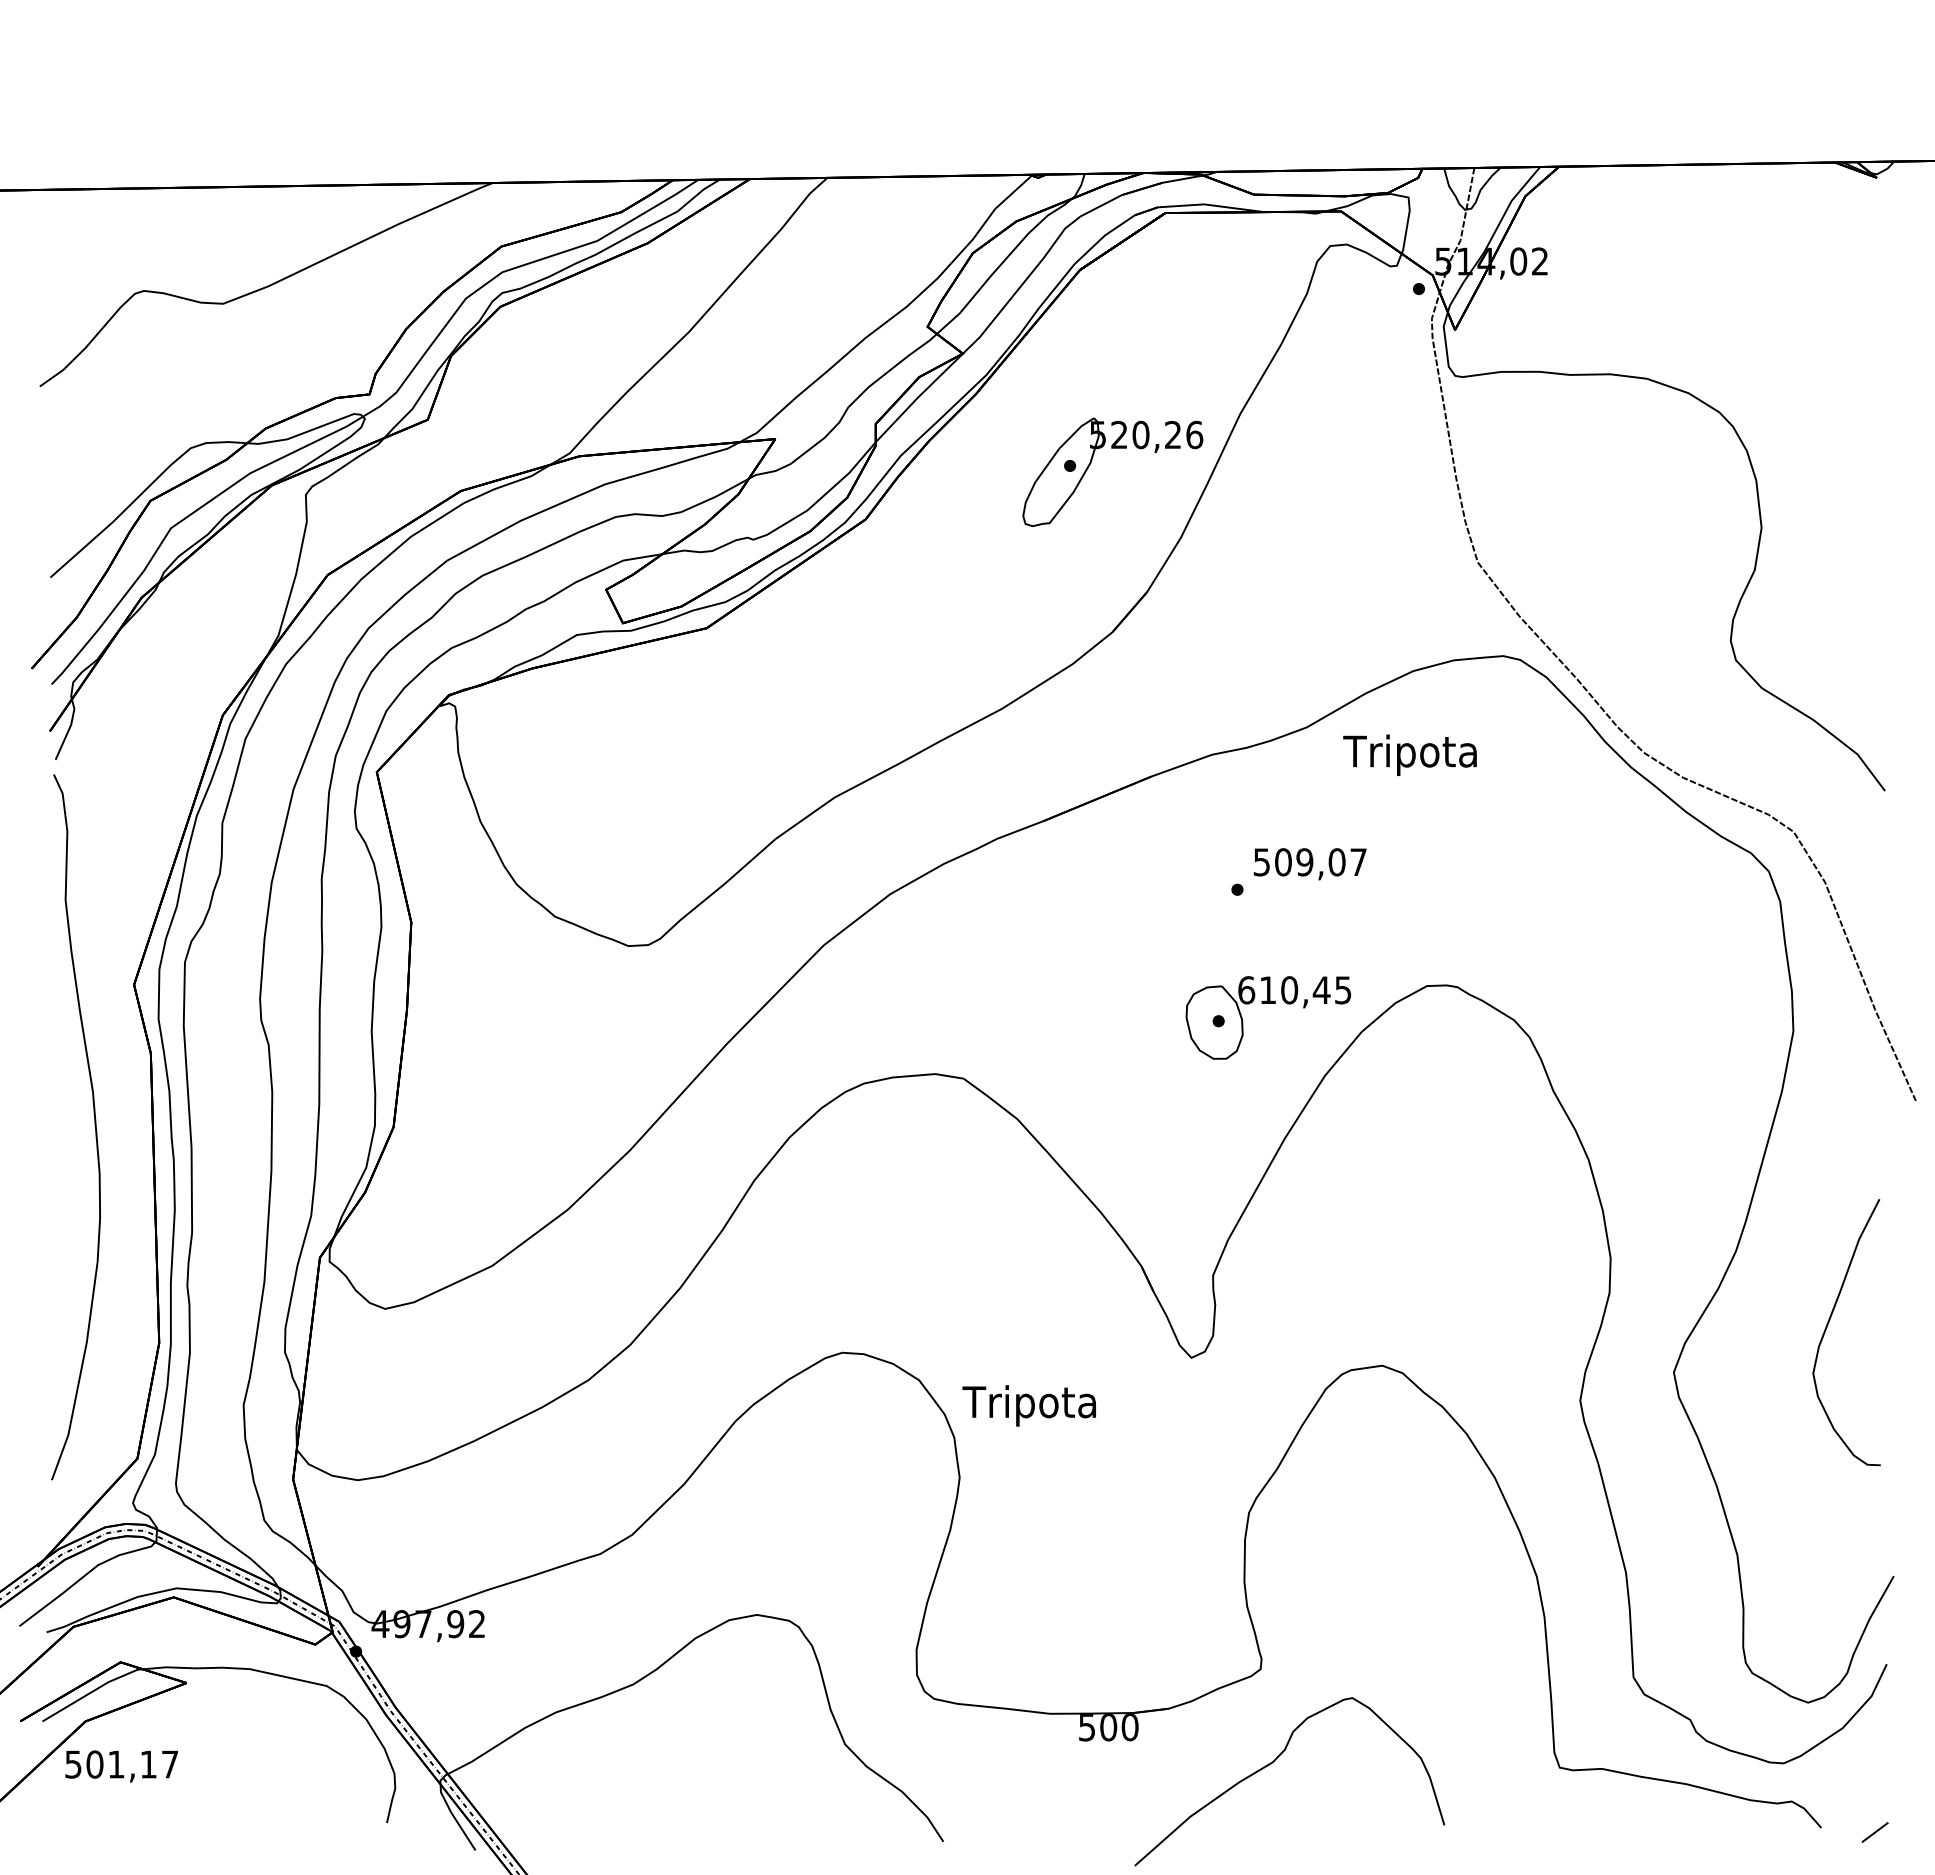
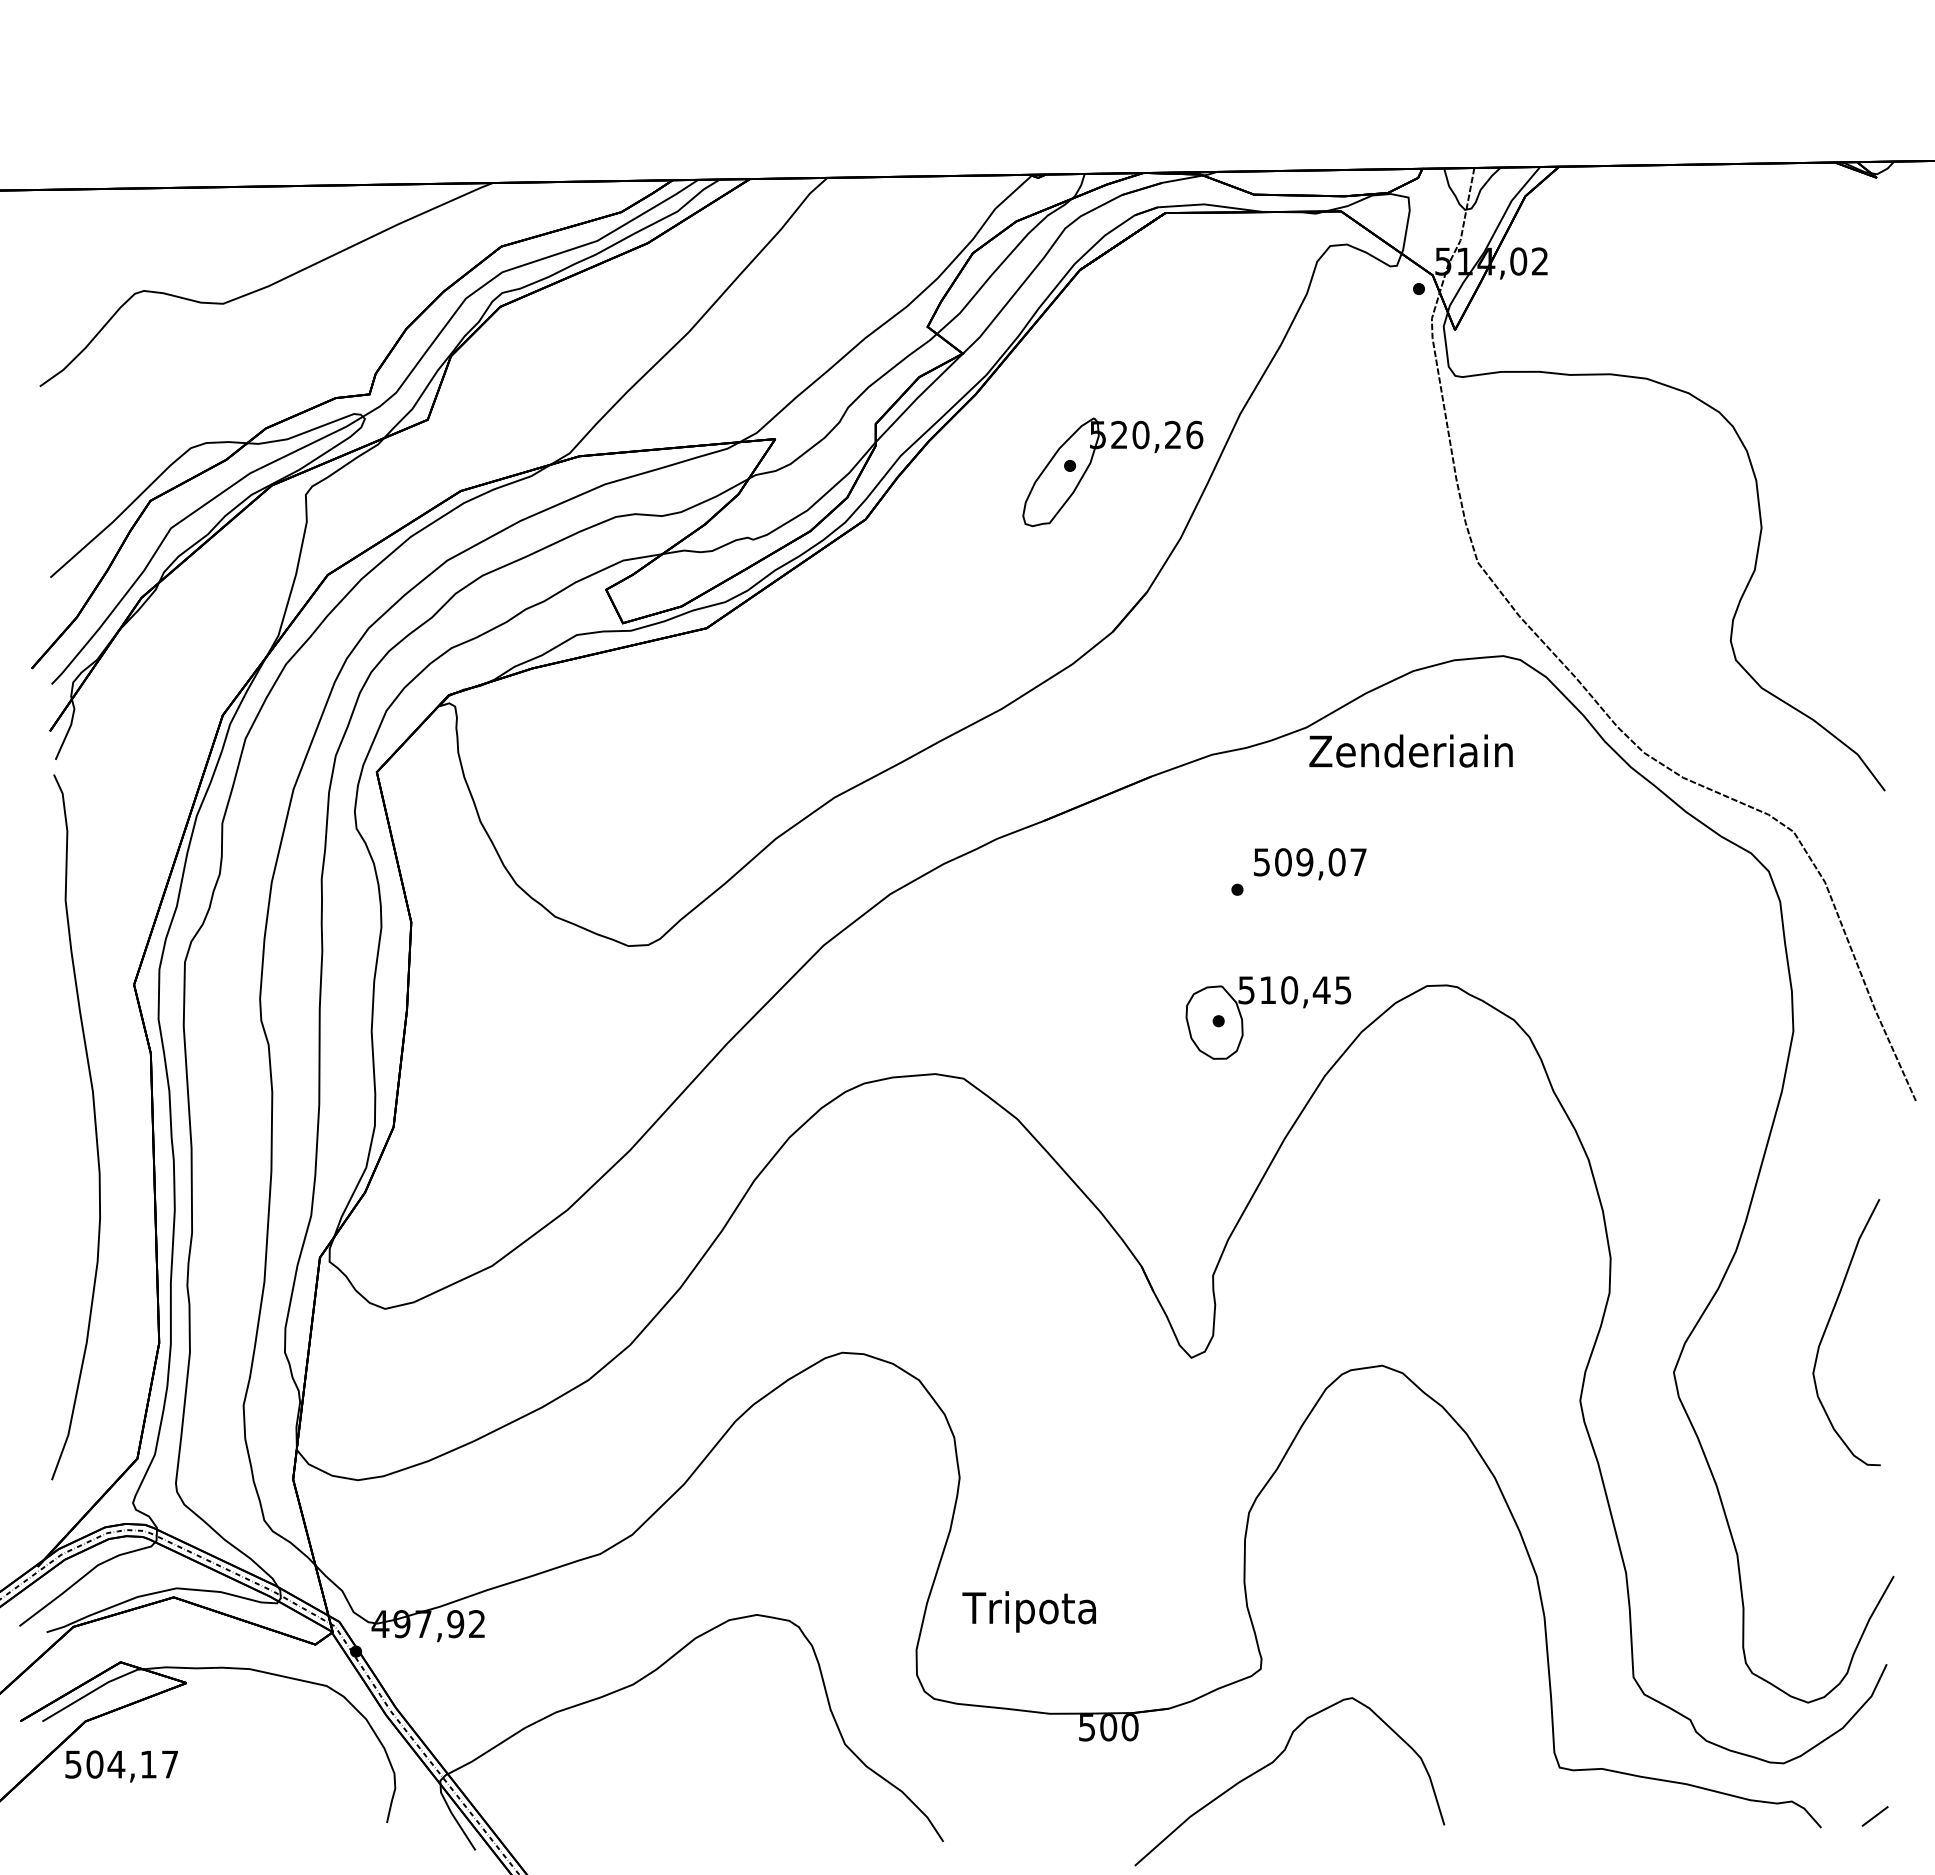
text: Tripota -> Zenderiain (1410, 754)
text: 610,45 -> 510,45 (1246, 990)
text position: (1028, 1405) -> (1028, 1611) (1028, 1611)
text: 501,17 -> 504,17 (116, 1764)
line position: (1874, 1832) -> (1874, 1816) (1874, 1816)
